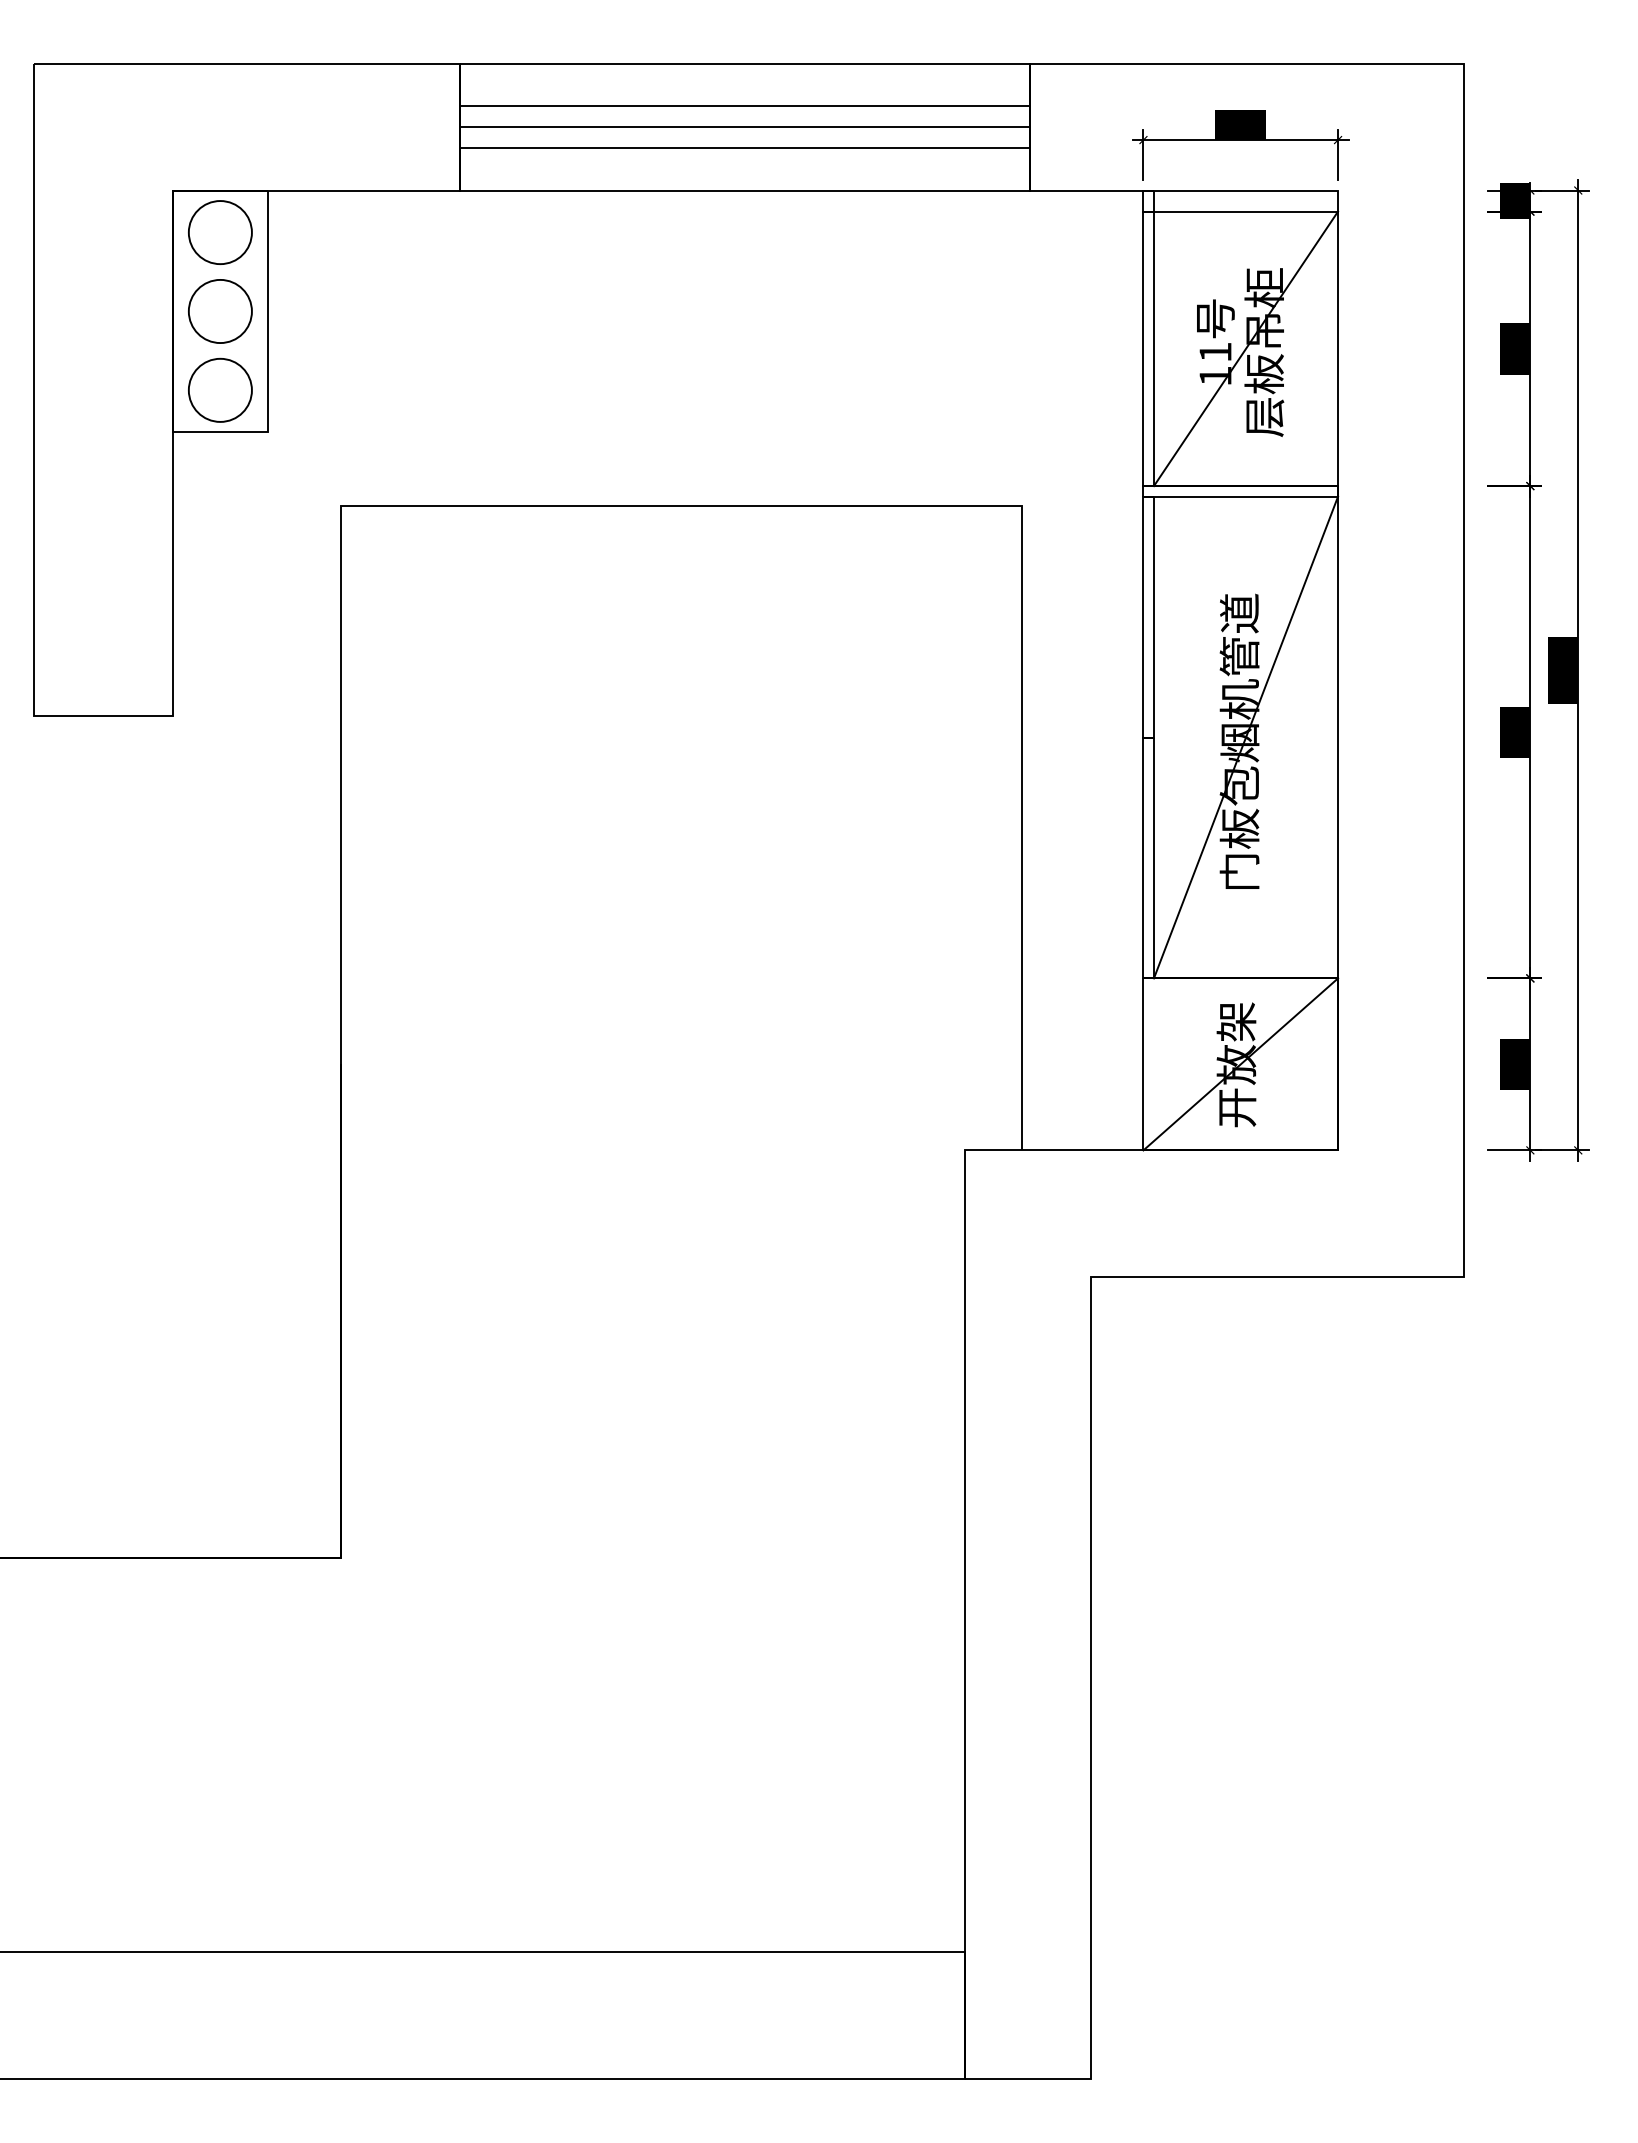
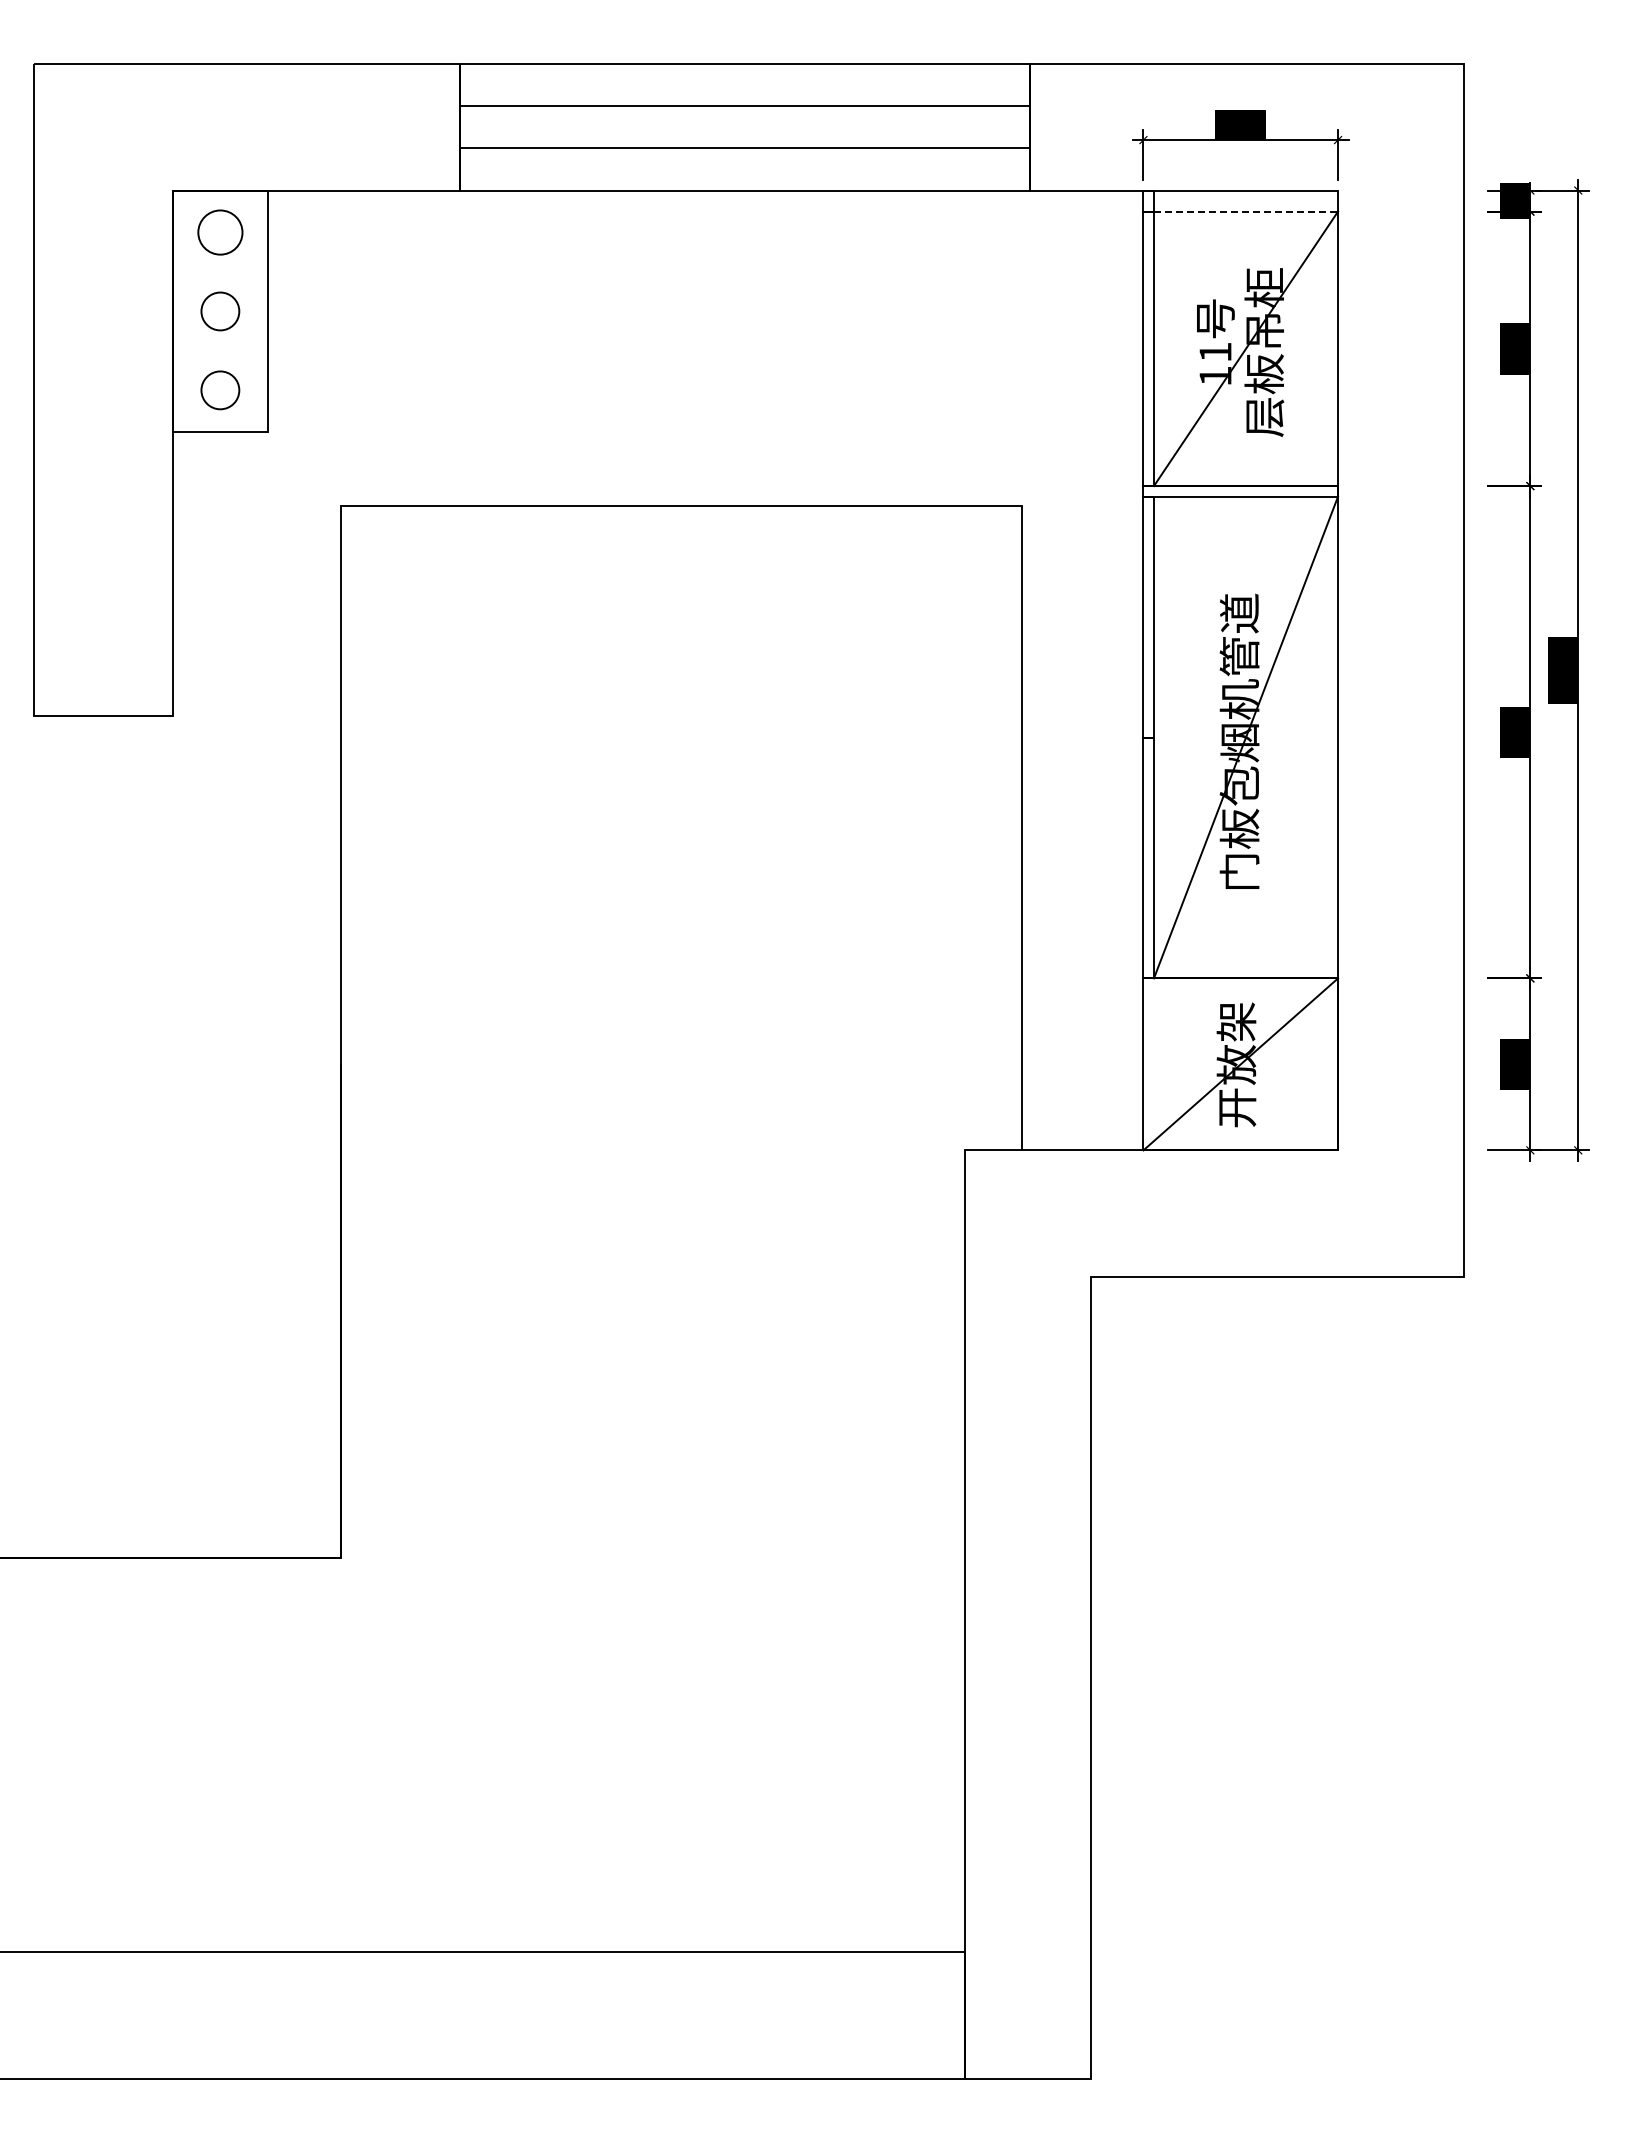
line: present -> none (744, 127)
line: solid -> dashed (1246, 211)
circle size: 65x65 px -> 47x47 px (220, 232)
circle diameter: 63 px -> 38 px (220, 311)
circle diameter: 63 px -> 38 px (220, 390)
